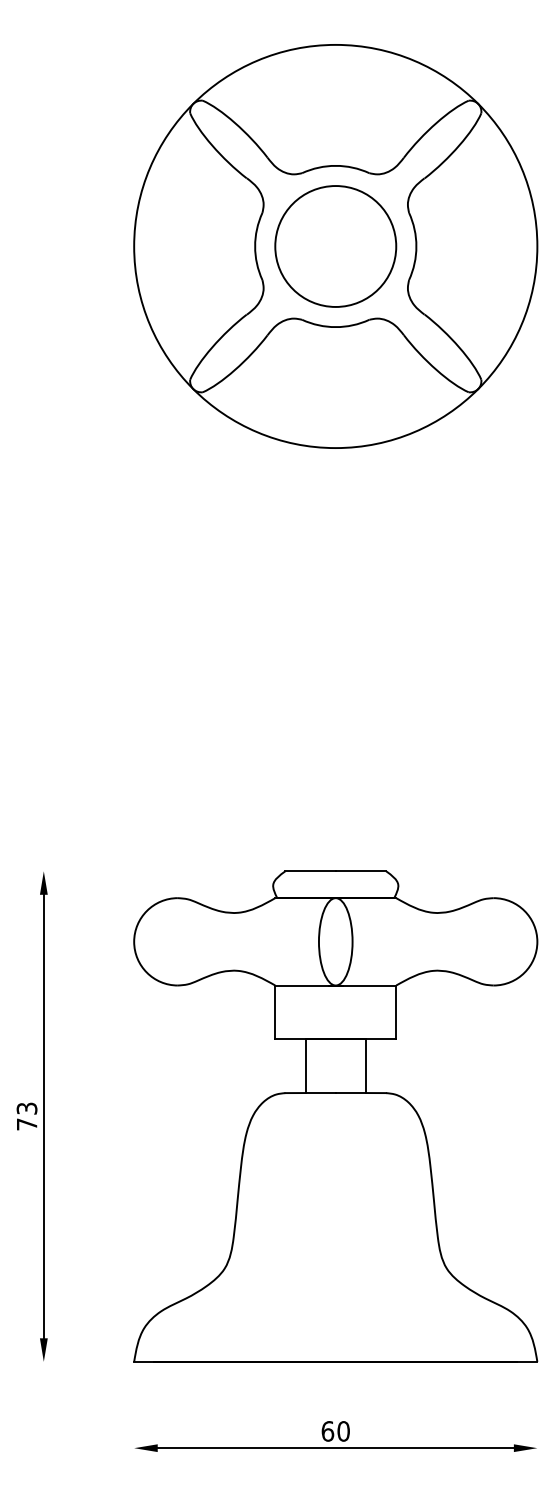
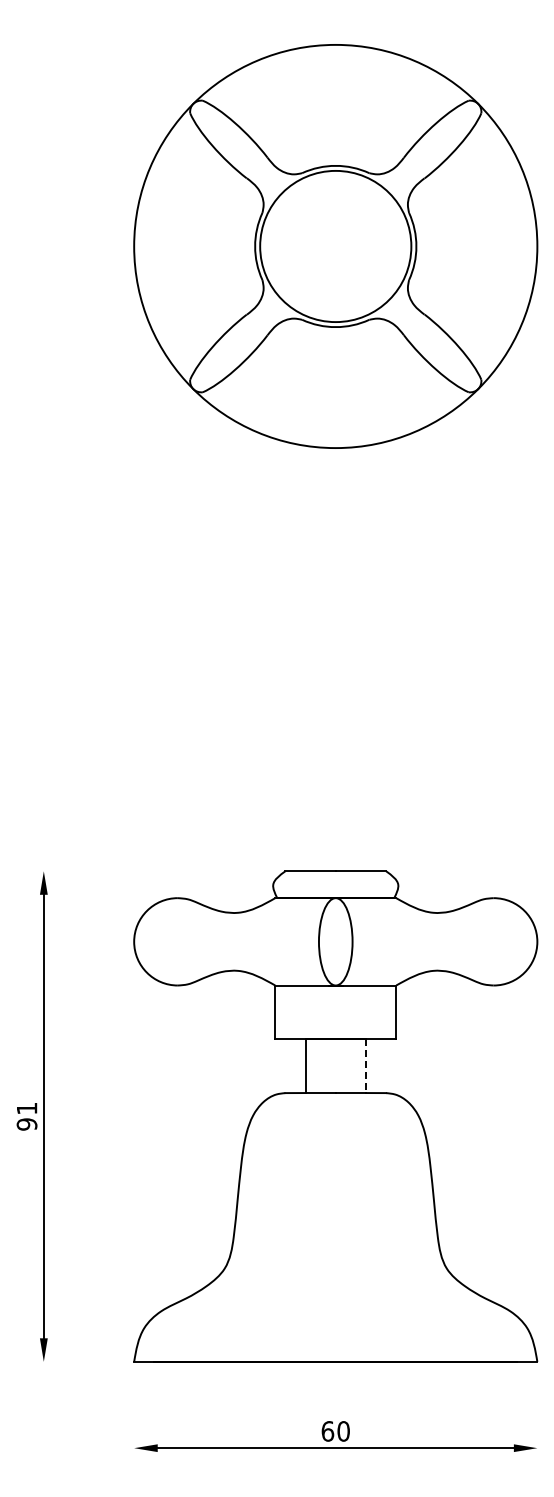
circle diameter: 121 px -> 151 px (335, 246)
line: solid -> dashed (366, 1066)
text: 73 -> 91 (26, 1116)
